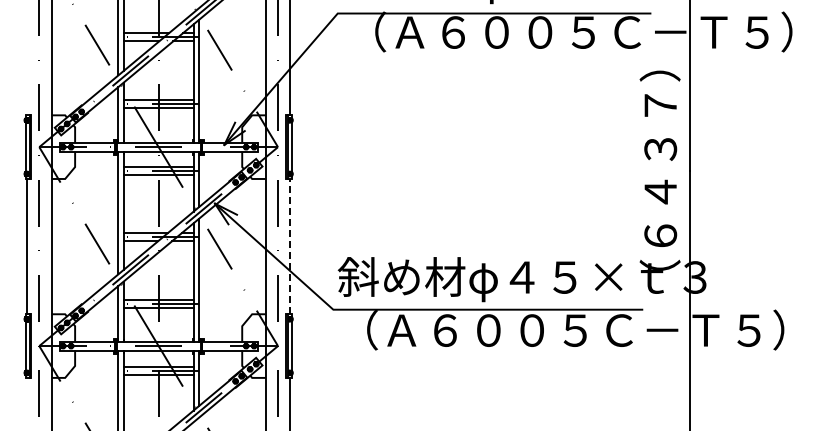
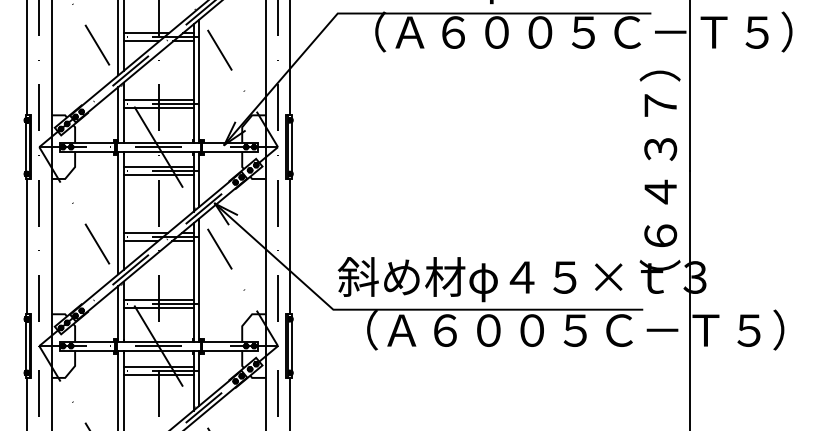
line: none -> present (26, 58)
line: dashed -> solid (290, 246)
line: none -> present (26, 402)
